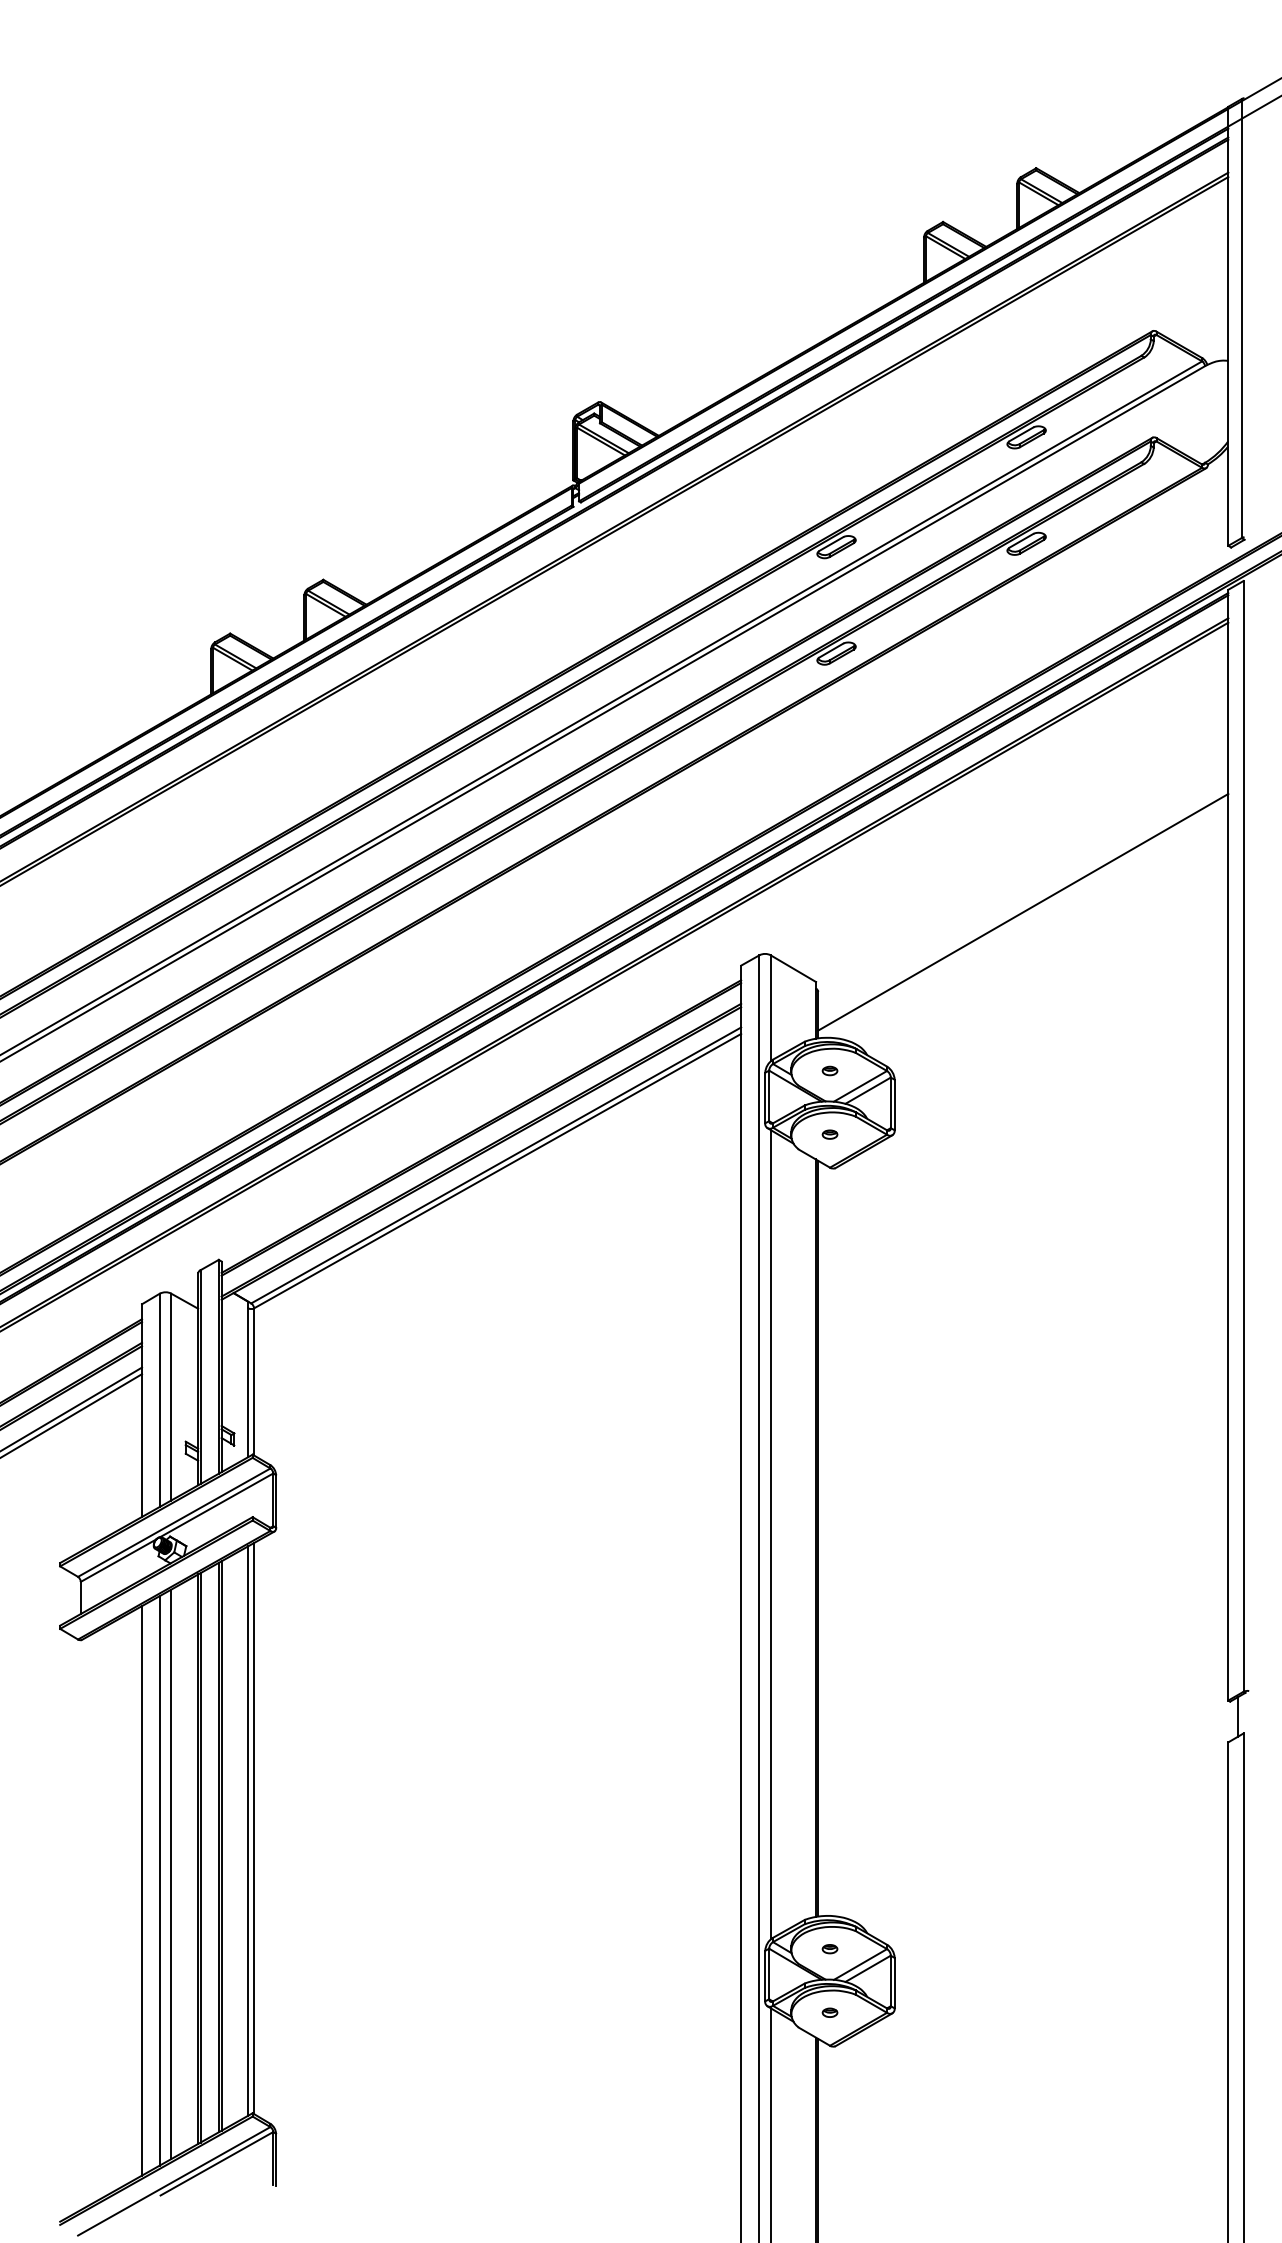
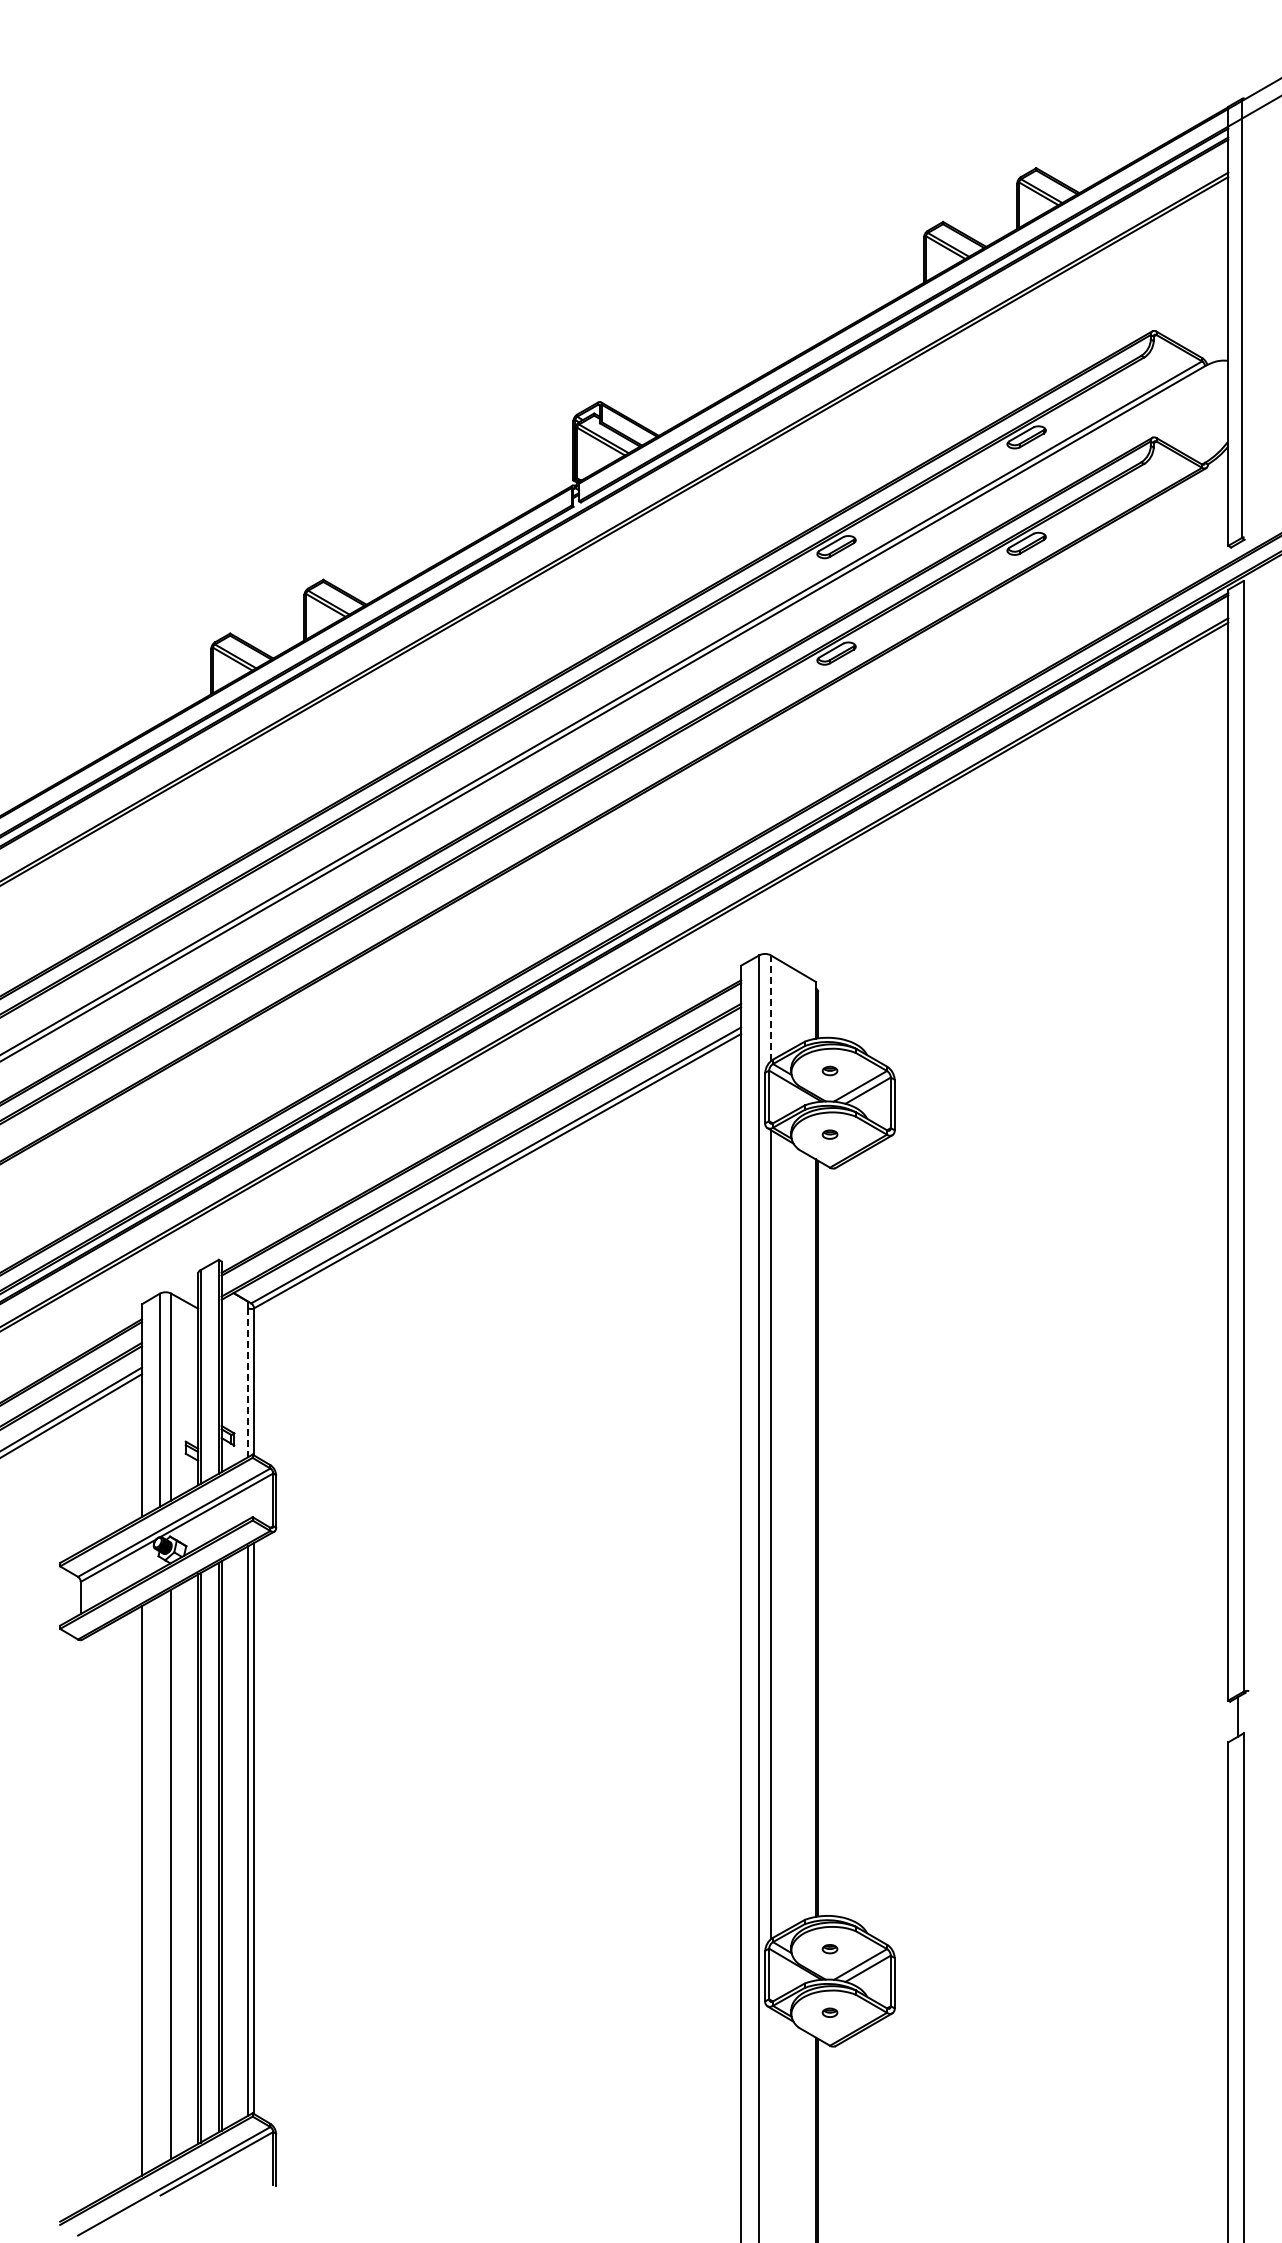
line: present -> none (1023, 911)
line: solid -> dashed (770, 1008)
line: solid -> dashed (248, 1383)
line: present -> none (159, 1880)
line: present -> none (770, 2123)
